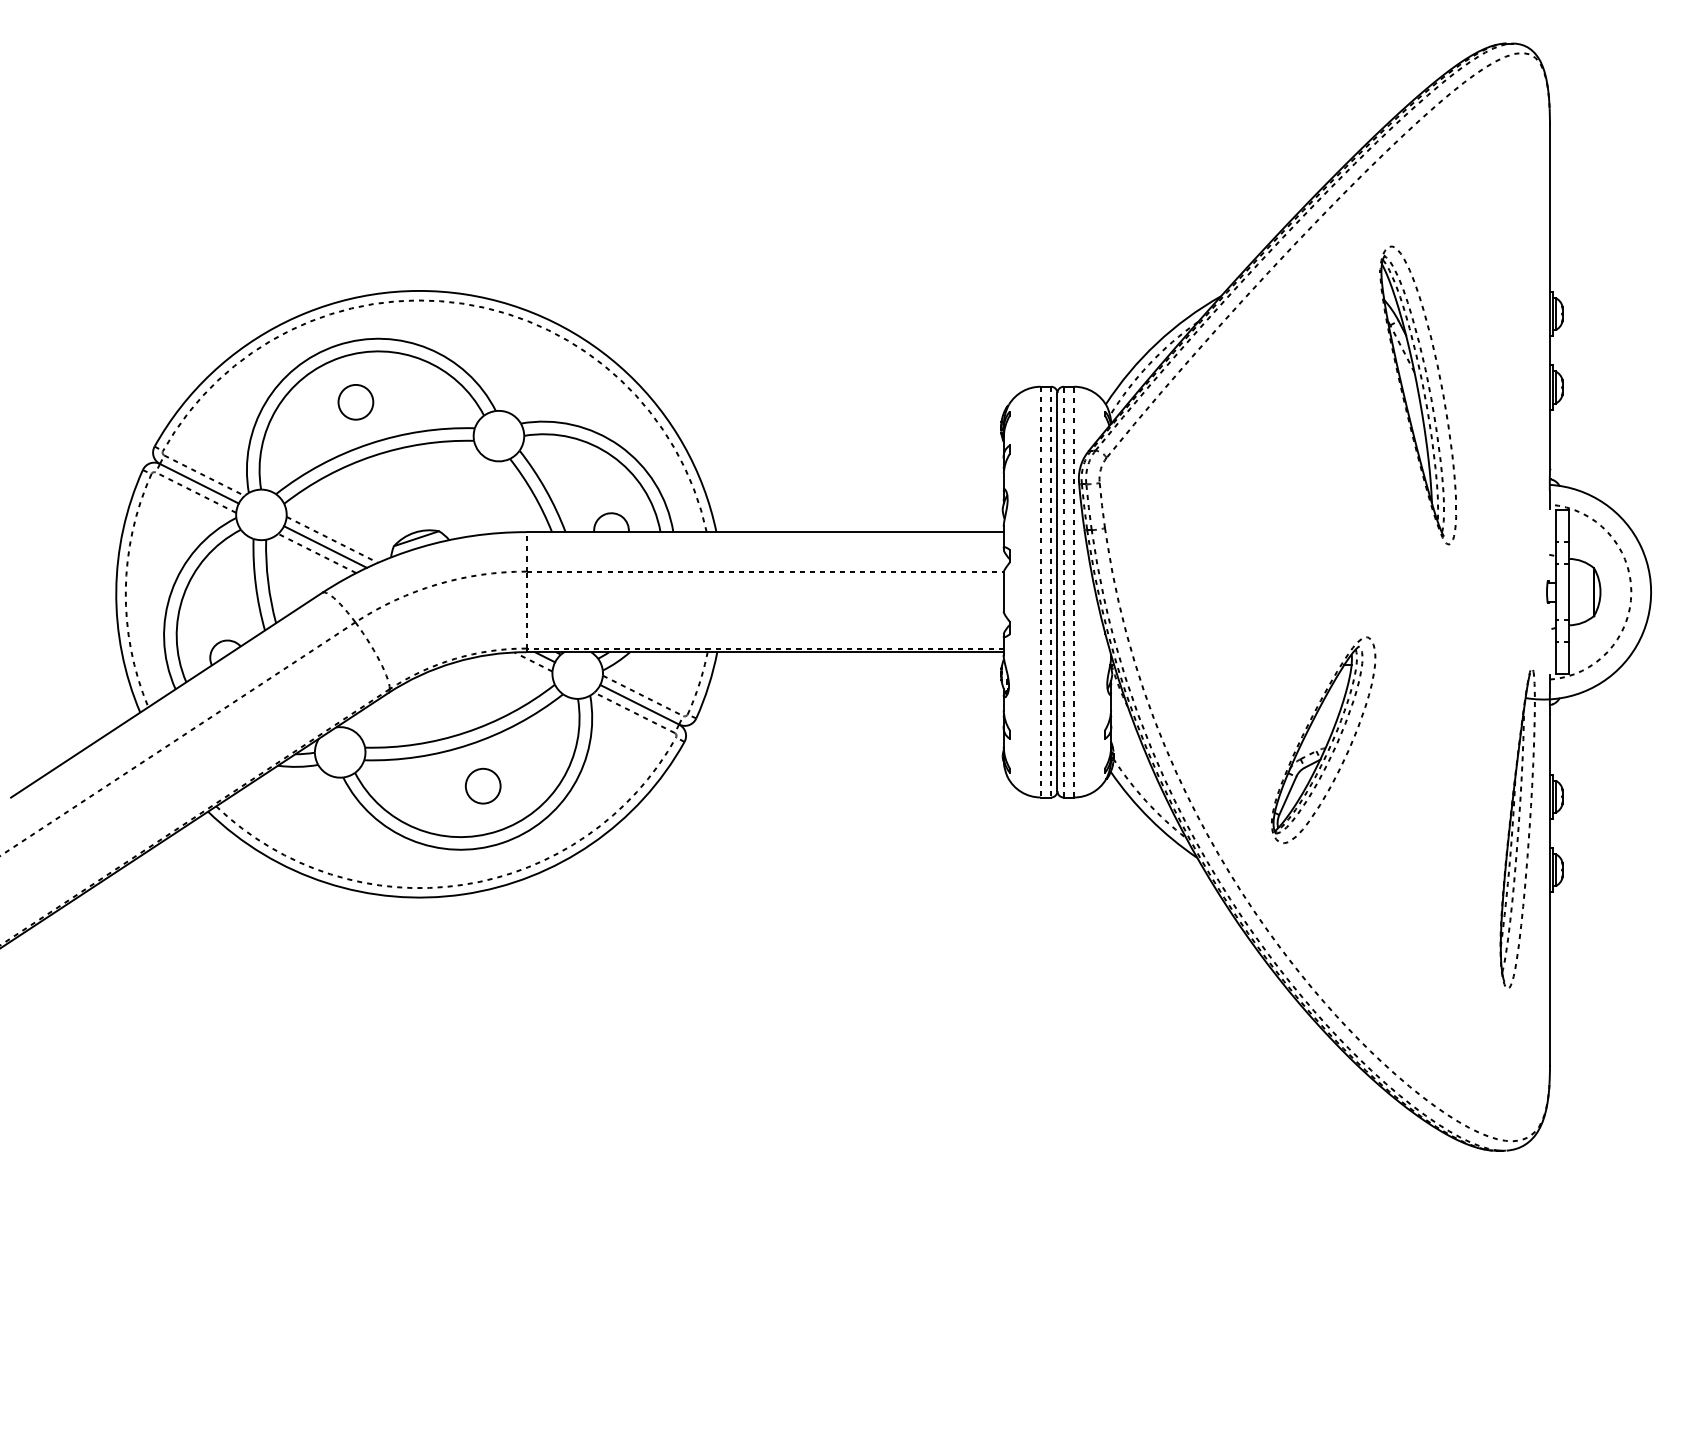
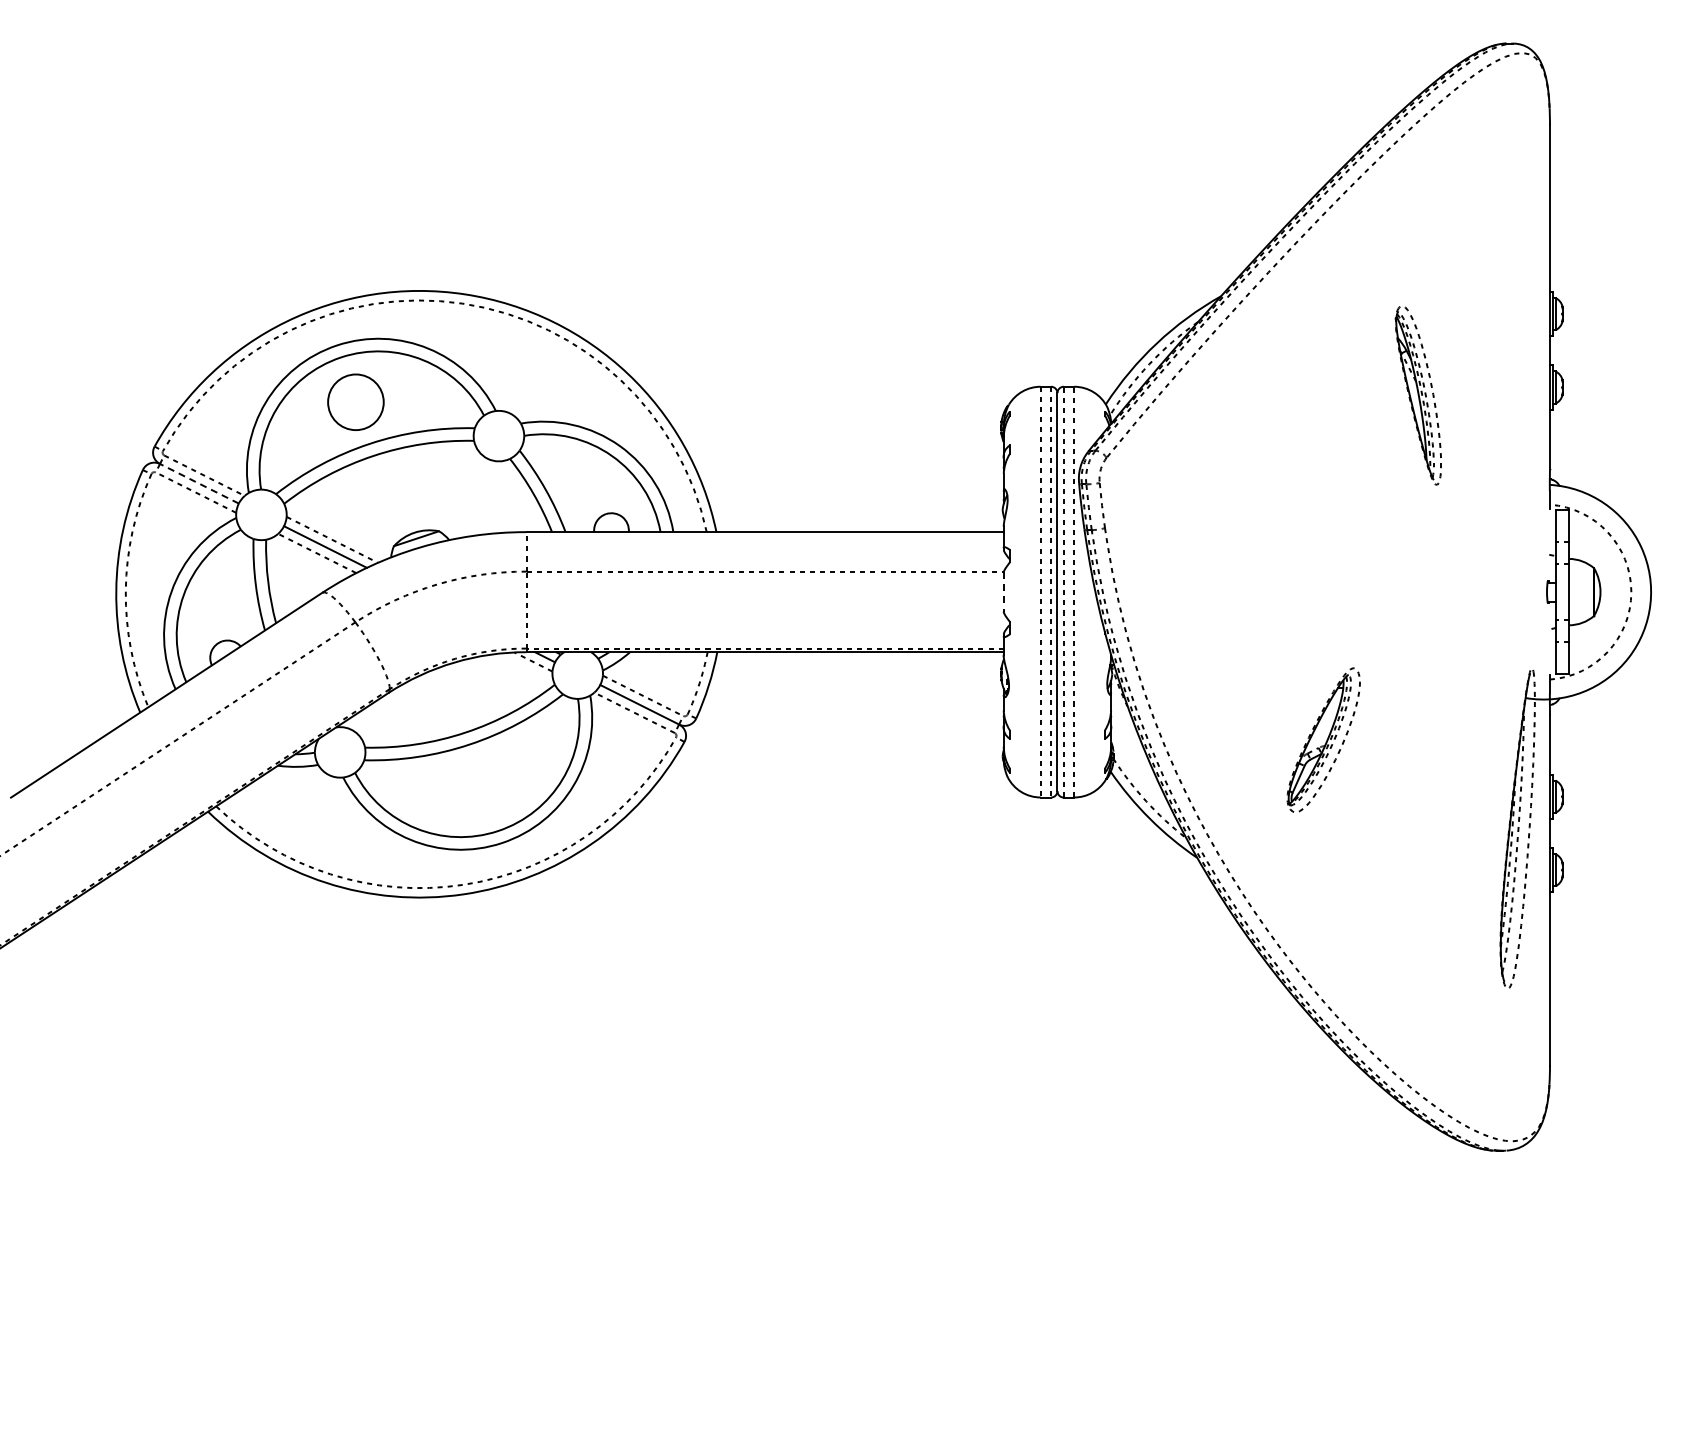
part size: 79x301 px -> 48x180 px (1417, 395)
circle diameter: 35 px -> 56 px (355, 402)
line: solid -> dashed (199, 483)
line: solid -> dashed (1003, 592)
part size: 106x209 px -> 75x146 px (1323, 739)
circle: present -> none (483, 785)
